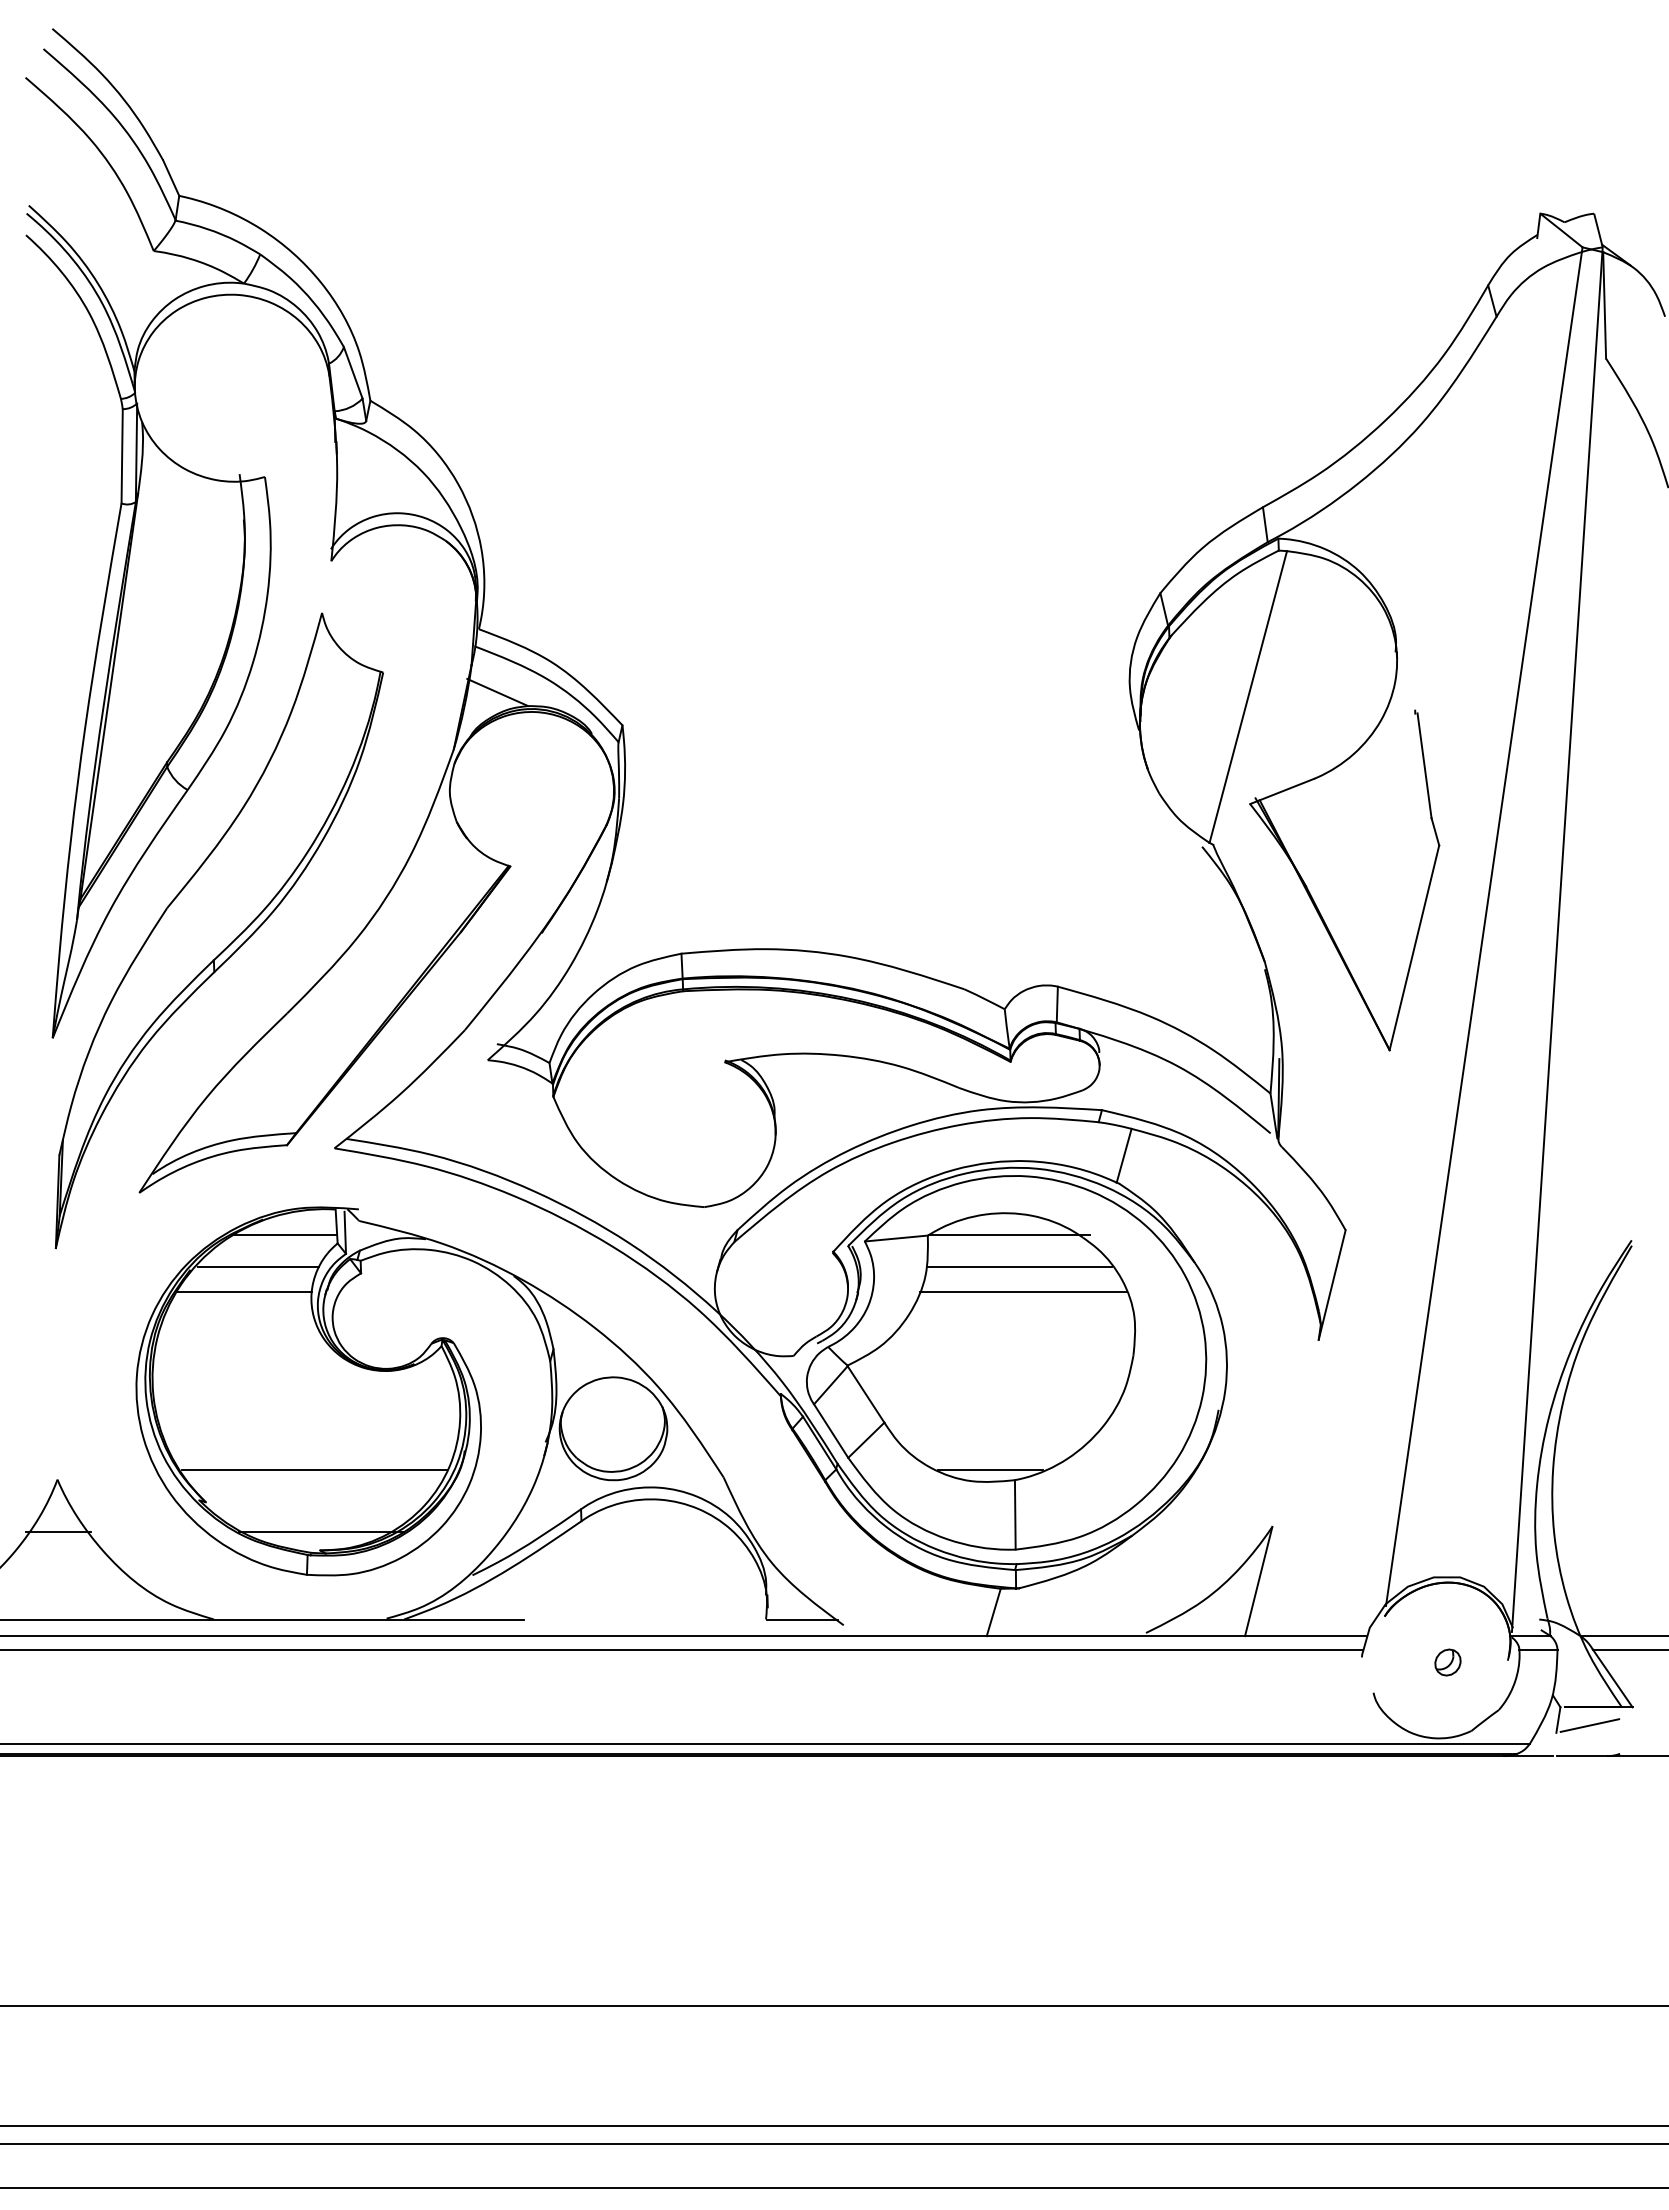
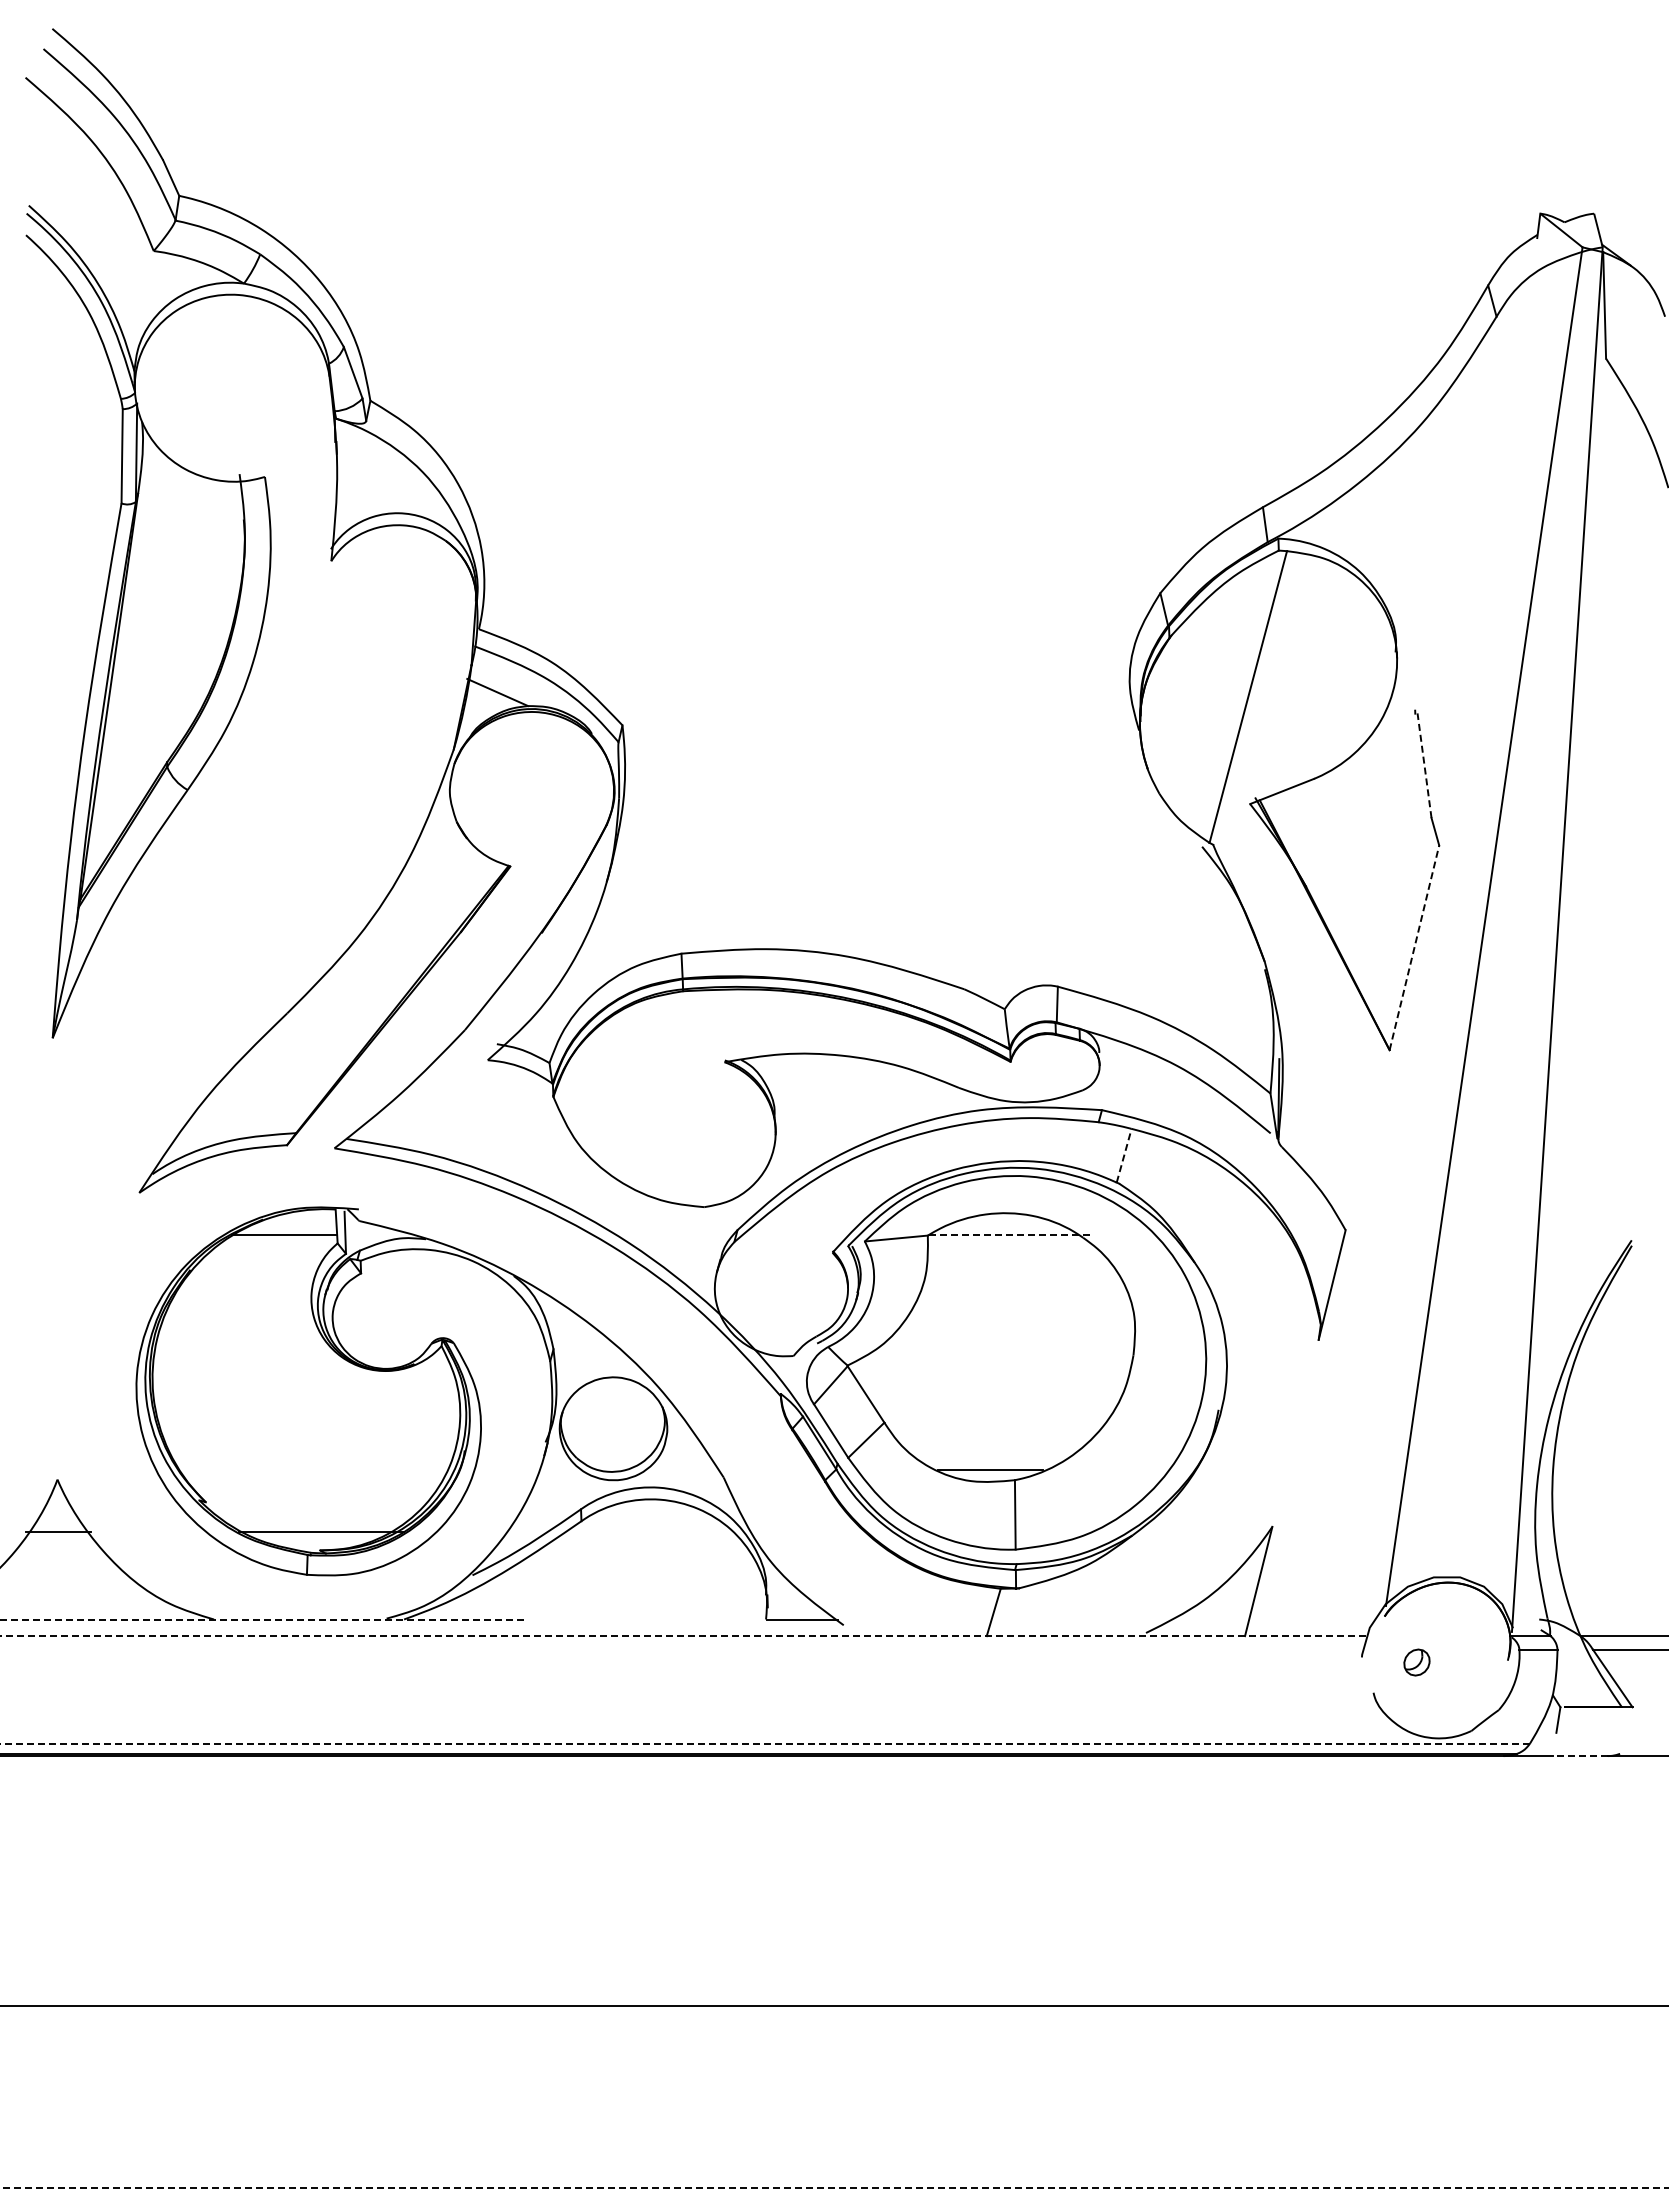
line: solid -> dashed (1424, 765)
part: present -> none (218, 930)
line: solid -> dashed (1414, 947)
line: solid -> dashed (1124, 1155)
line: solid -> dashed (1009, 1235)
line: present -> none (258, 1266)
line: present -> none (1019, 1266)
line: present -> none (244, 1291)
line: present -> none (1022, 1291)
line: present -> none (314, 1469)
line: solid -> dashed (261, 1619)
line: solid -> dashed (683, 1636)
line: present -> none (682, 1649)
part position: (1447, 1662) -> (1416, 1662) (1416, 1662)
line: present -> none (1589, 1725)
line: solid -> dashed (765, 1743)
line: solid -> dashed (1582, 1756)
line: present -> none (833, 2126)
line: present -> none (833, 2143)
line: solid -> dashed (834, 2187)
